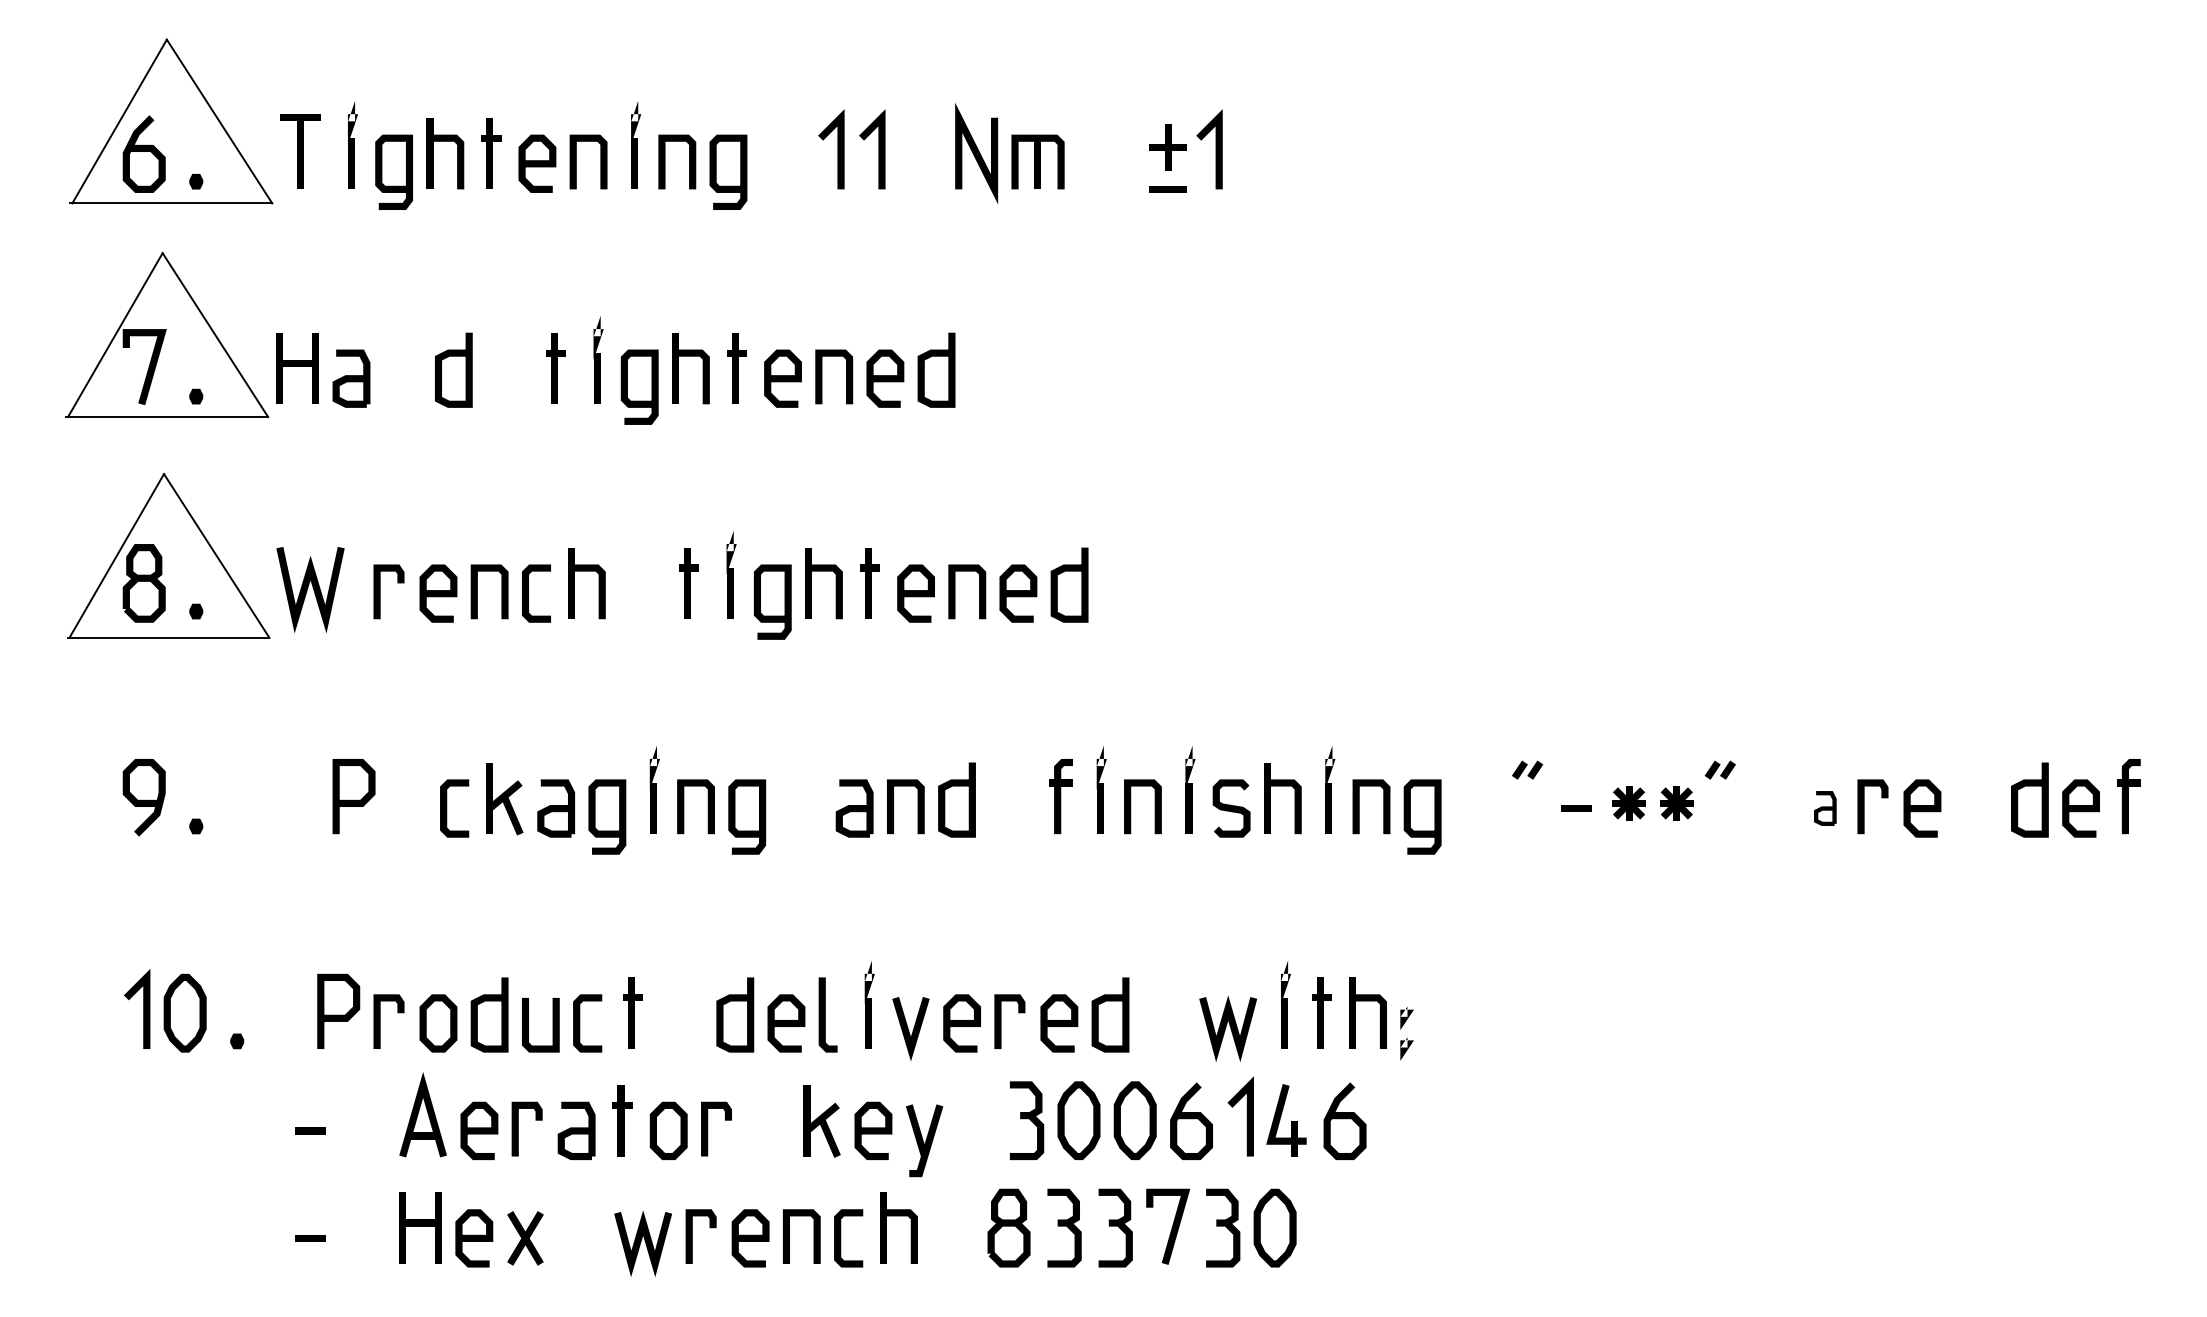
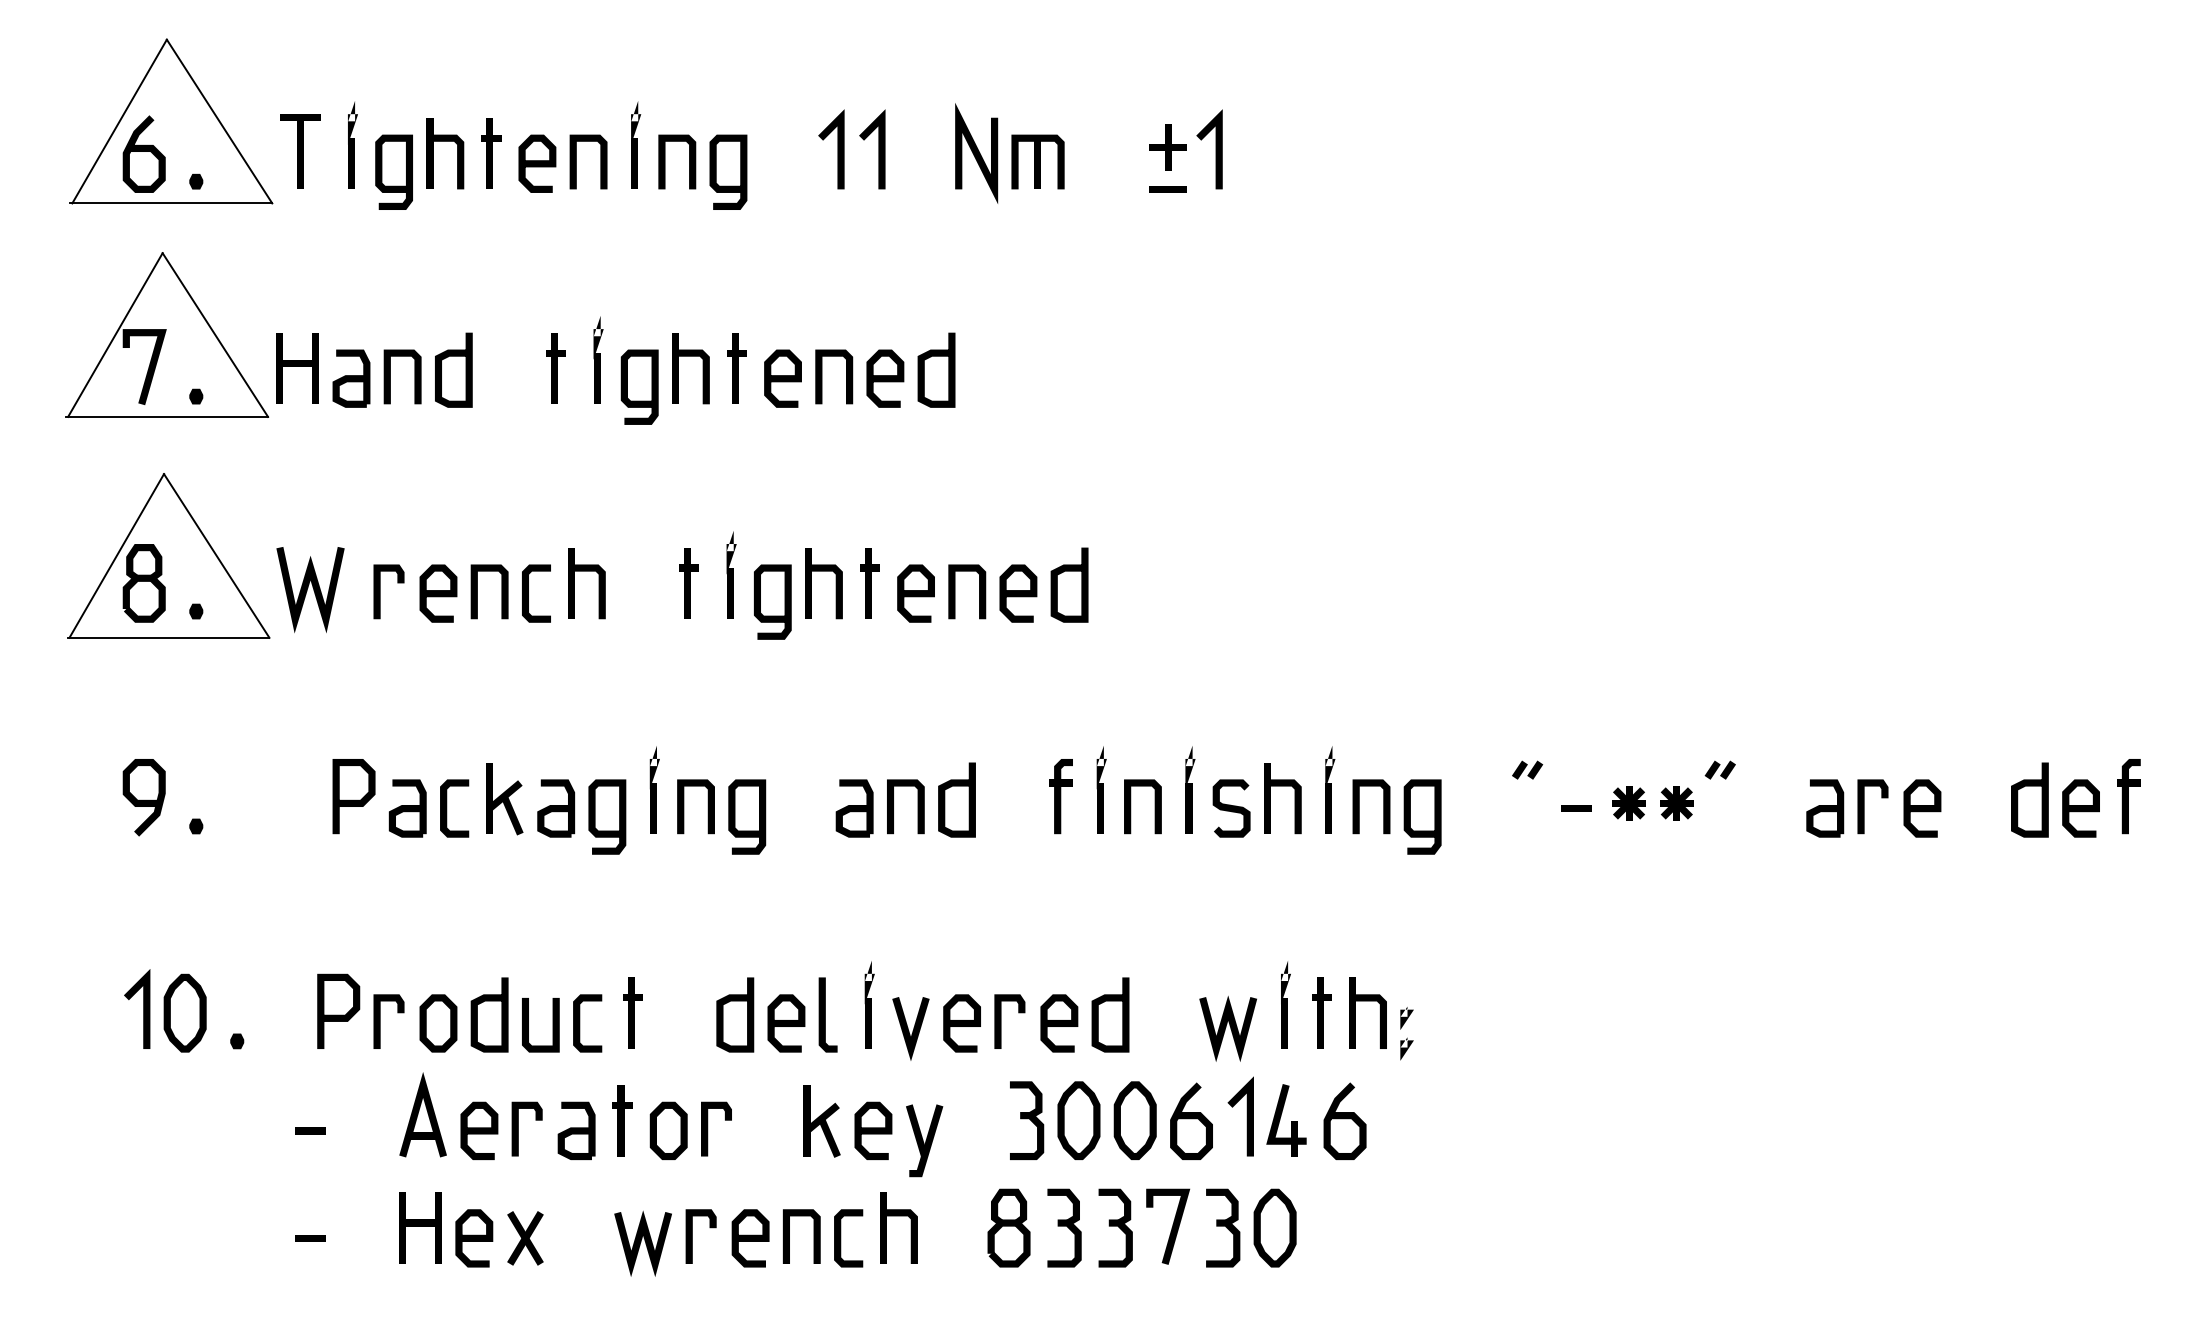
line: none -> present (390, 376)
part: none -> present (407, 808)
part size: 23x35 px -> 39x59 px (1825, 808)
